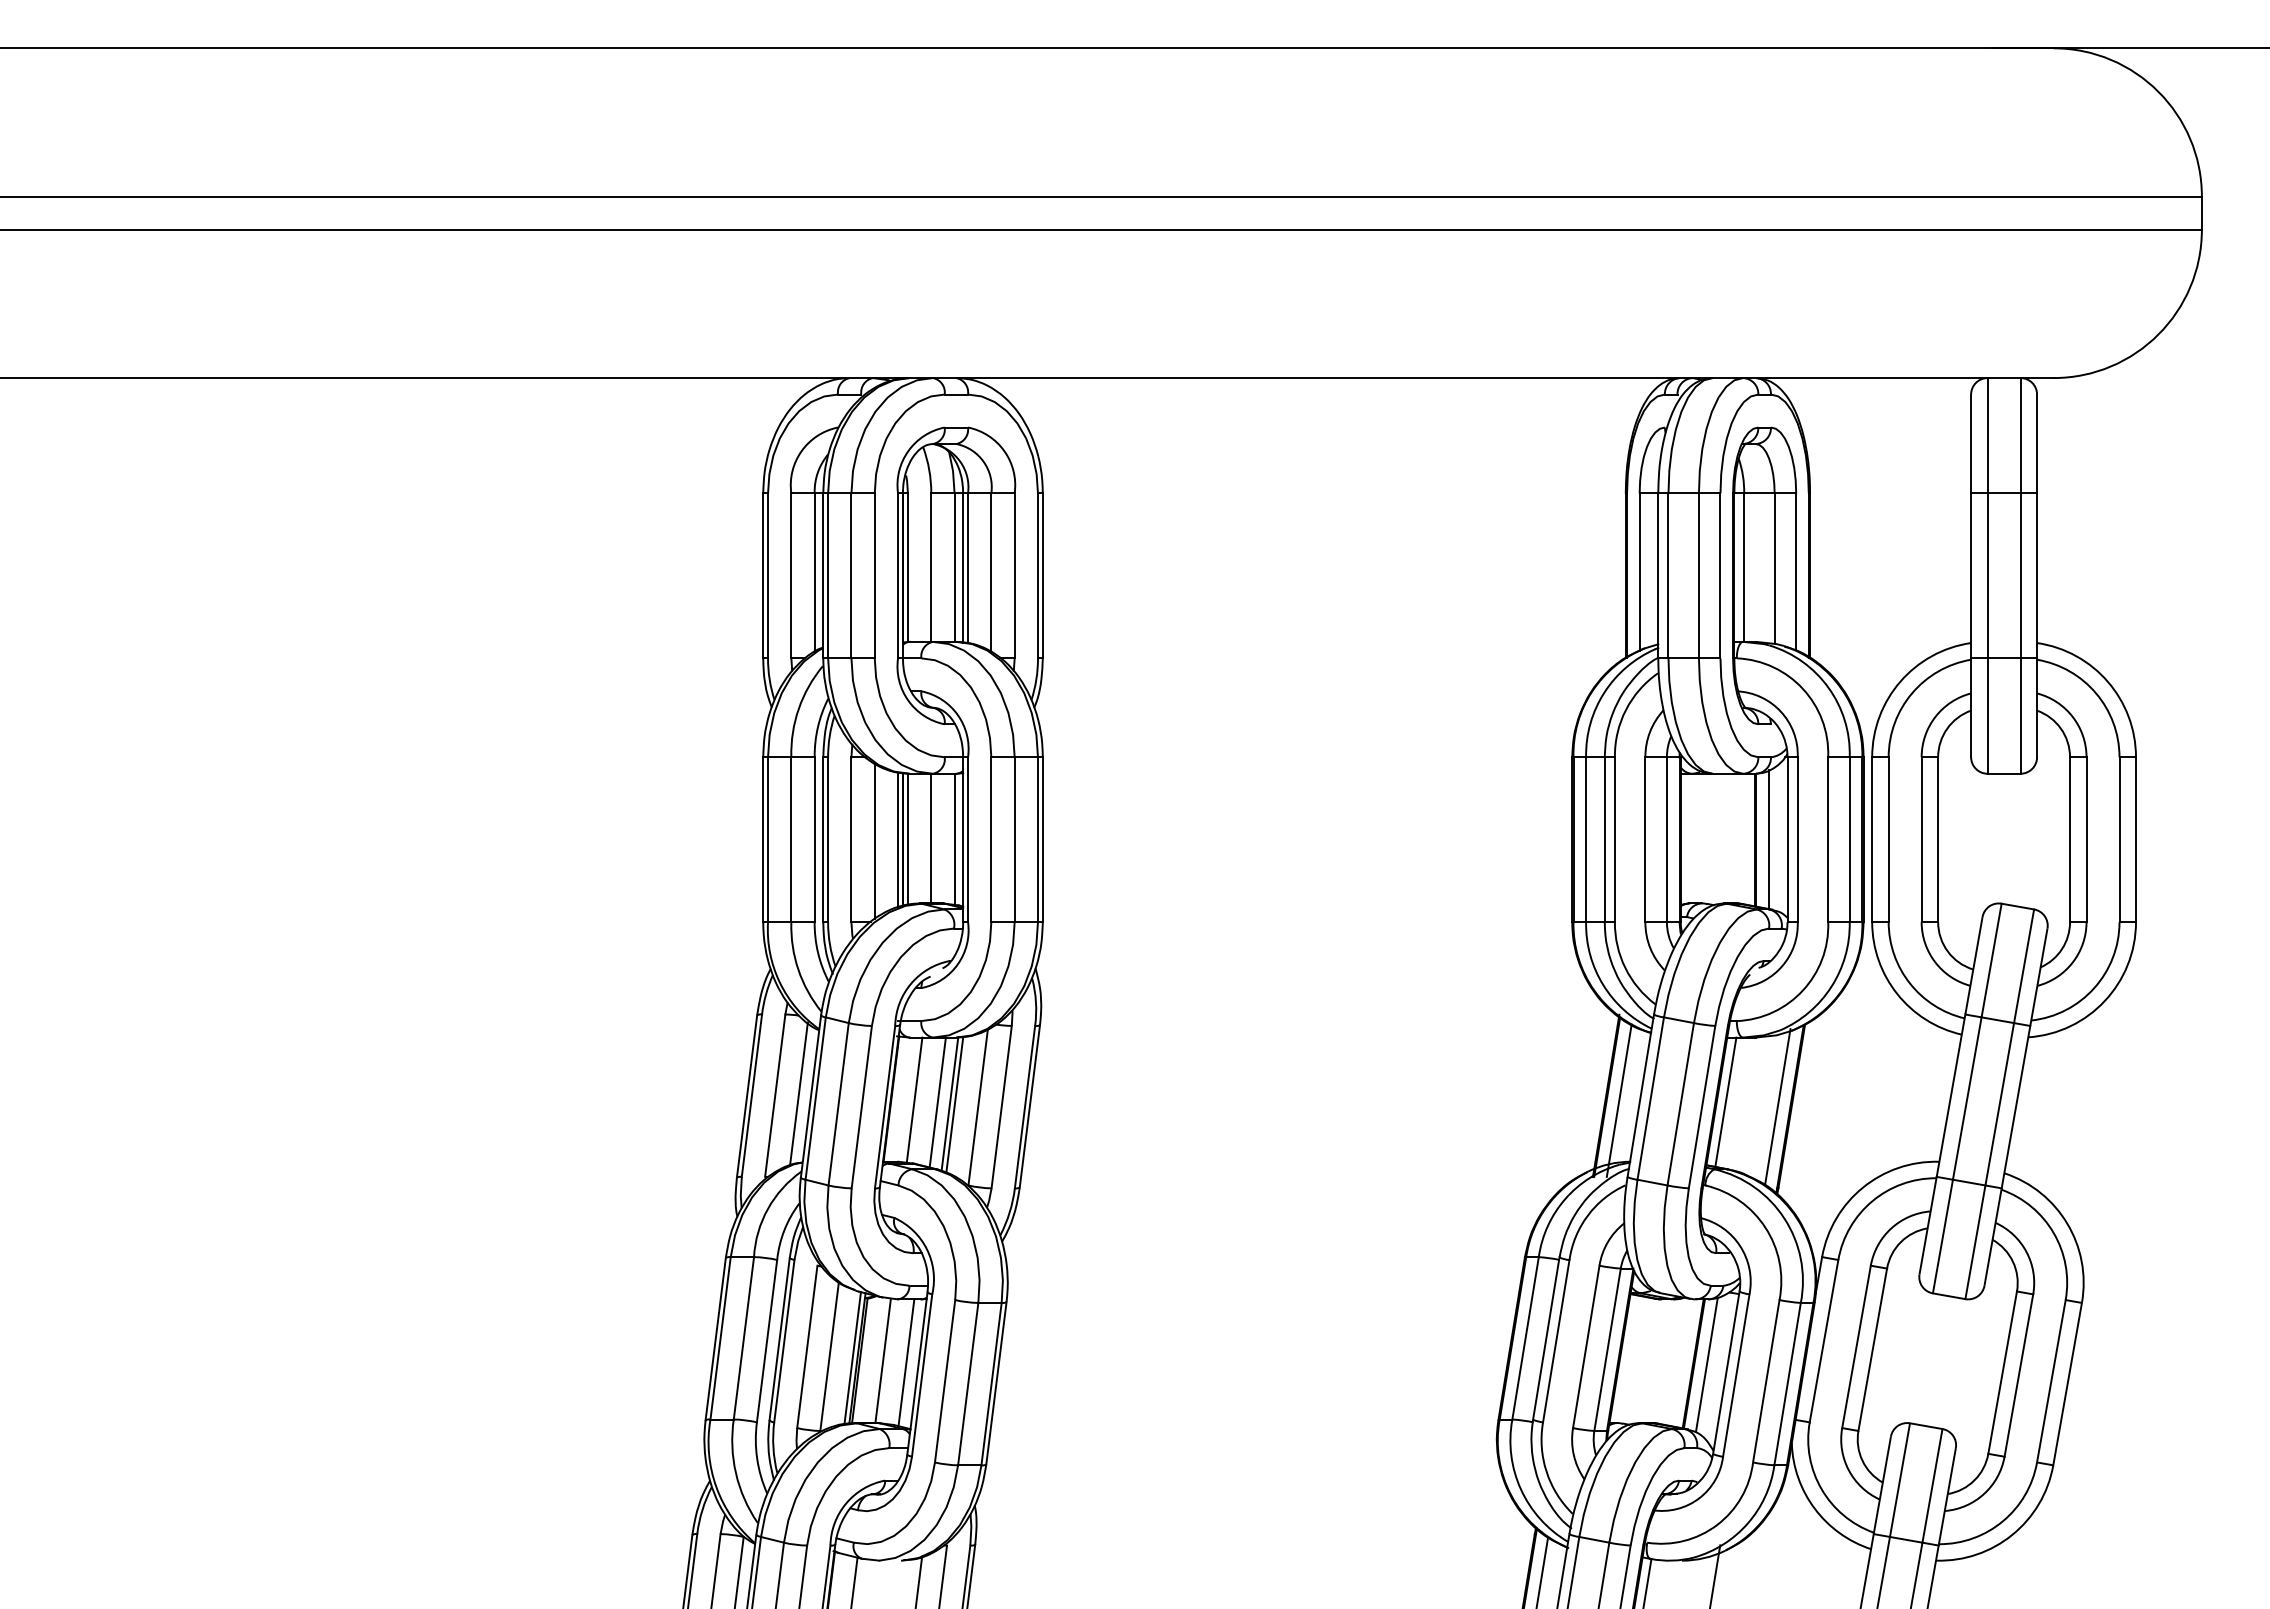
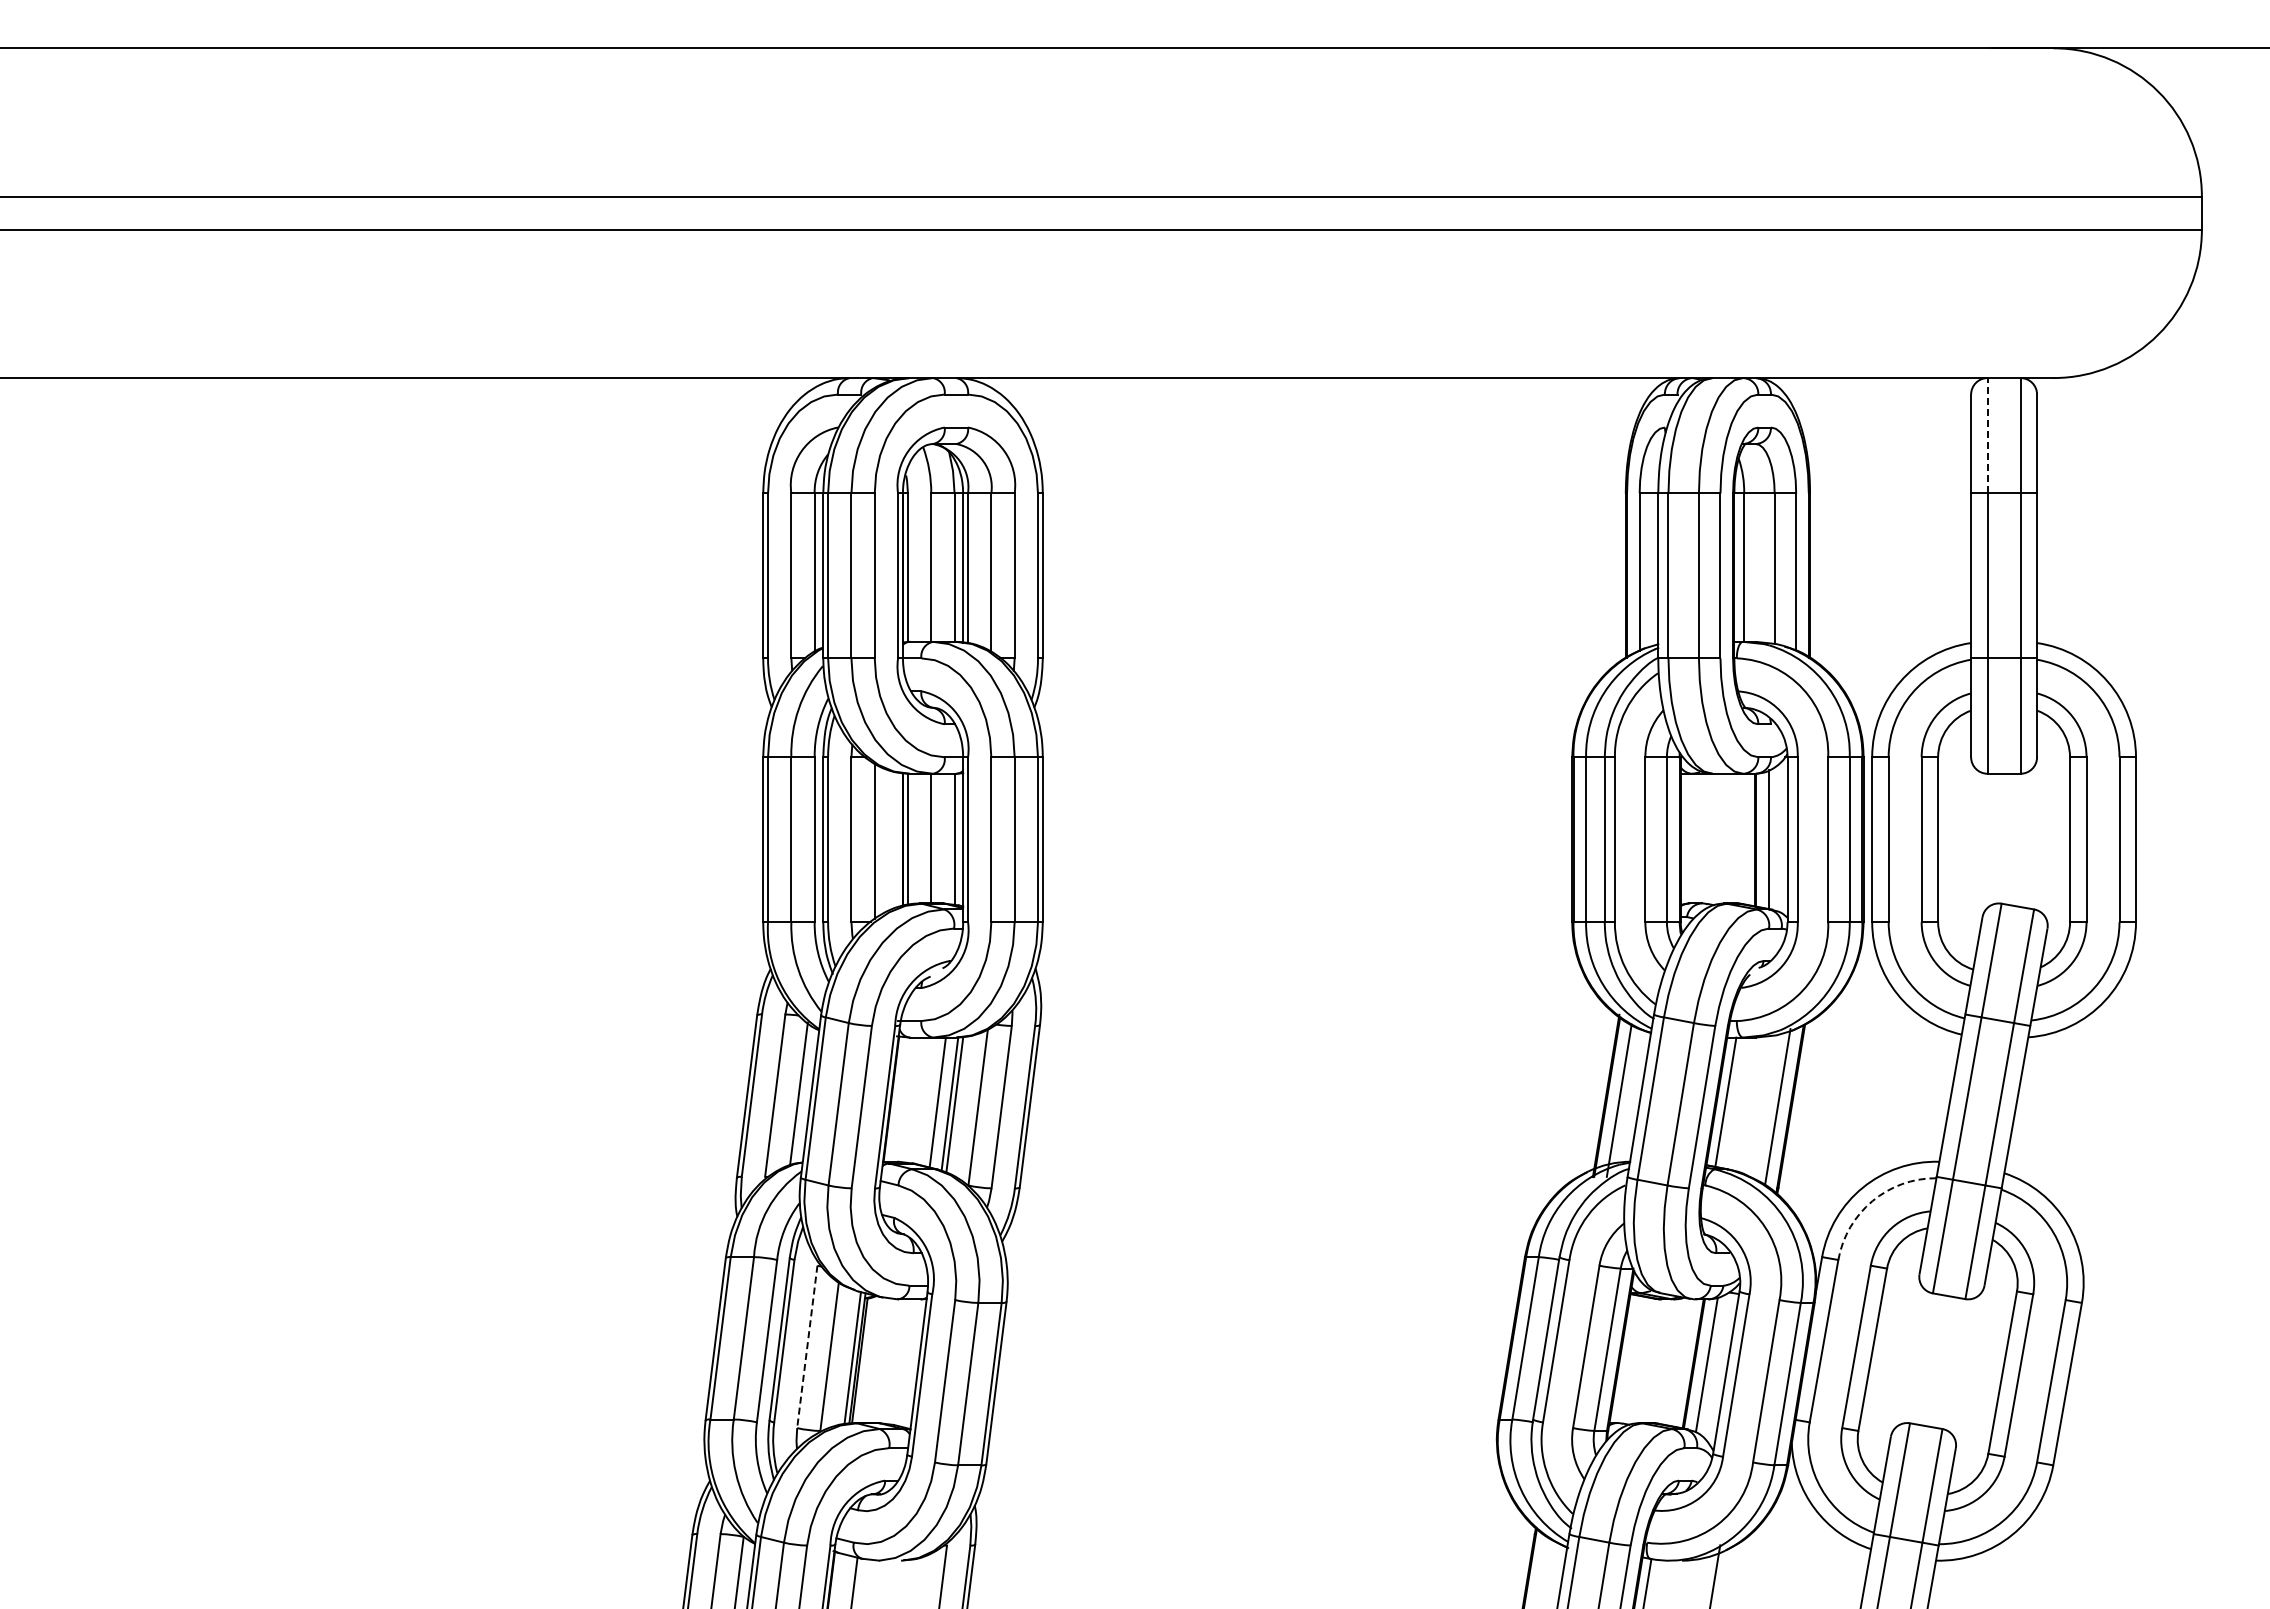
line: solid -> dashed (1987, 435)
line: present -> none (898, 839)
line: present -> none (914, 1099)
arc: solid -> dashed (1872, 1201)
line: solid -> dashed (807, 1346)
line: present -> none (882, 1360)
line: present -> none (906, 1362)
line: present -> none (1542, 1571)
line: present -> none (919, 1580)
